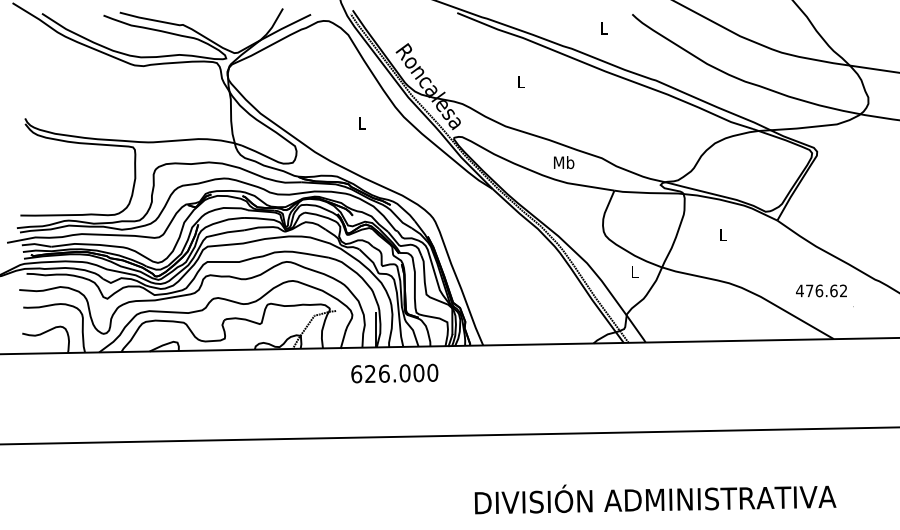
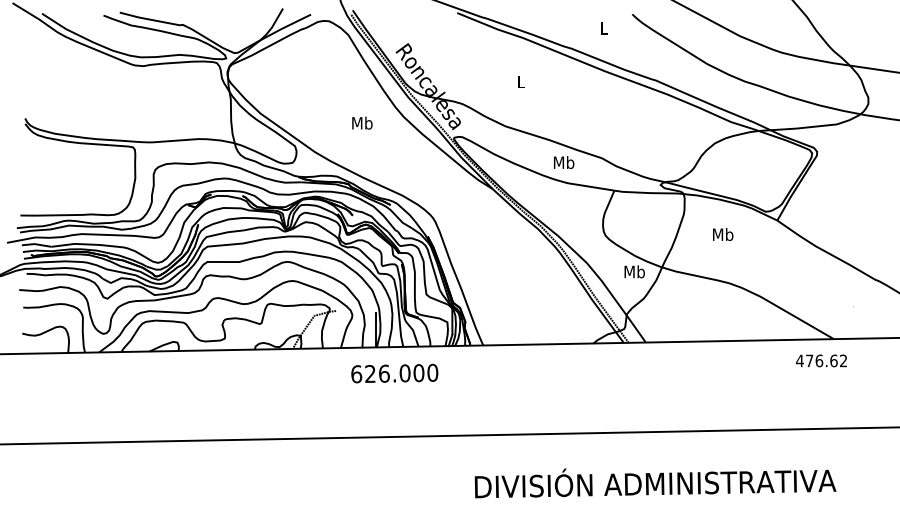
text: L -> Mb (362, 122)
text: L -> Mb (723, 234)
text: L -> Mb (634, 271)
text position: (821, 290) -> (821, 360) (821, 360)
text position: (655, 499) -> (655, 483) (655, 483)
